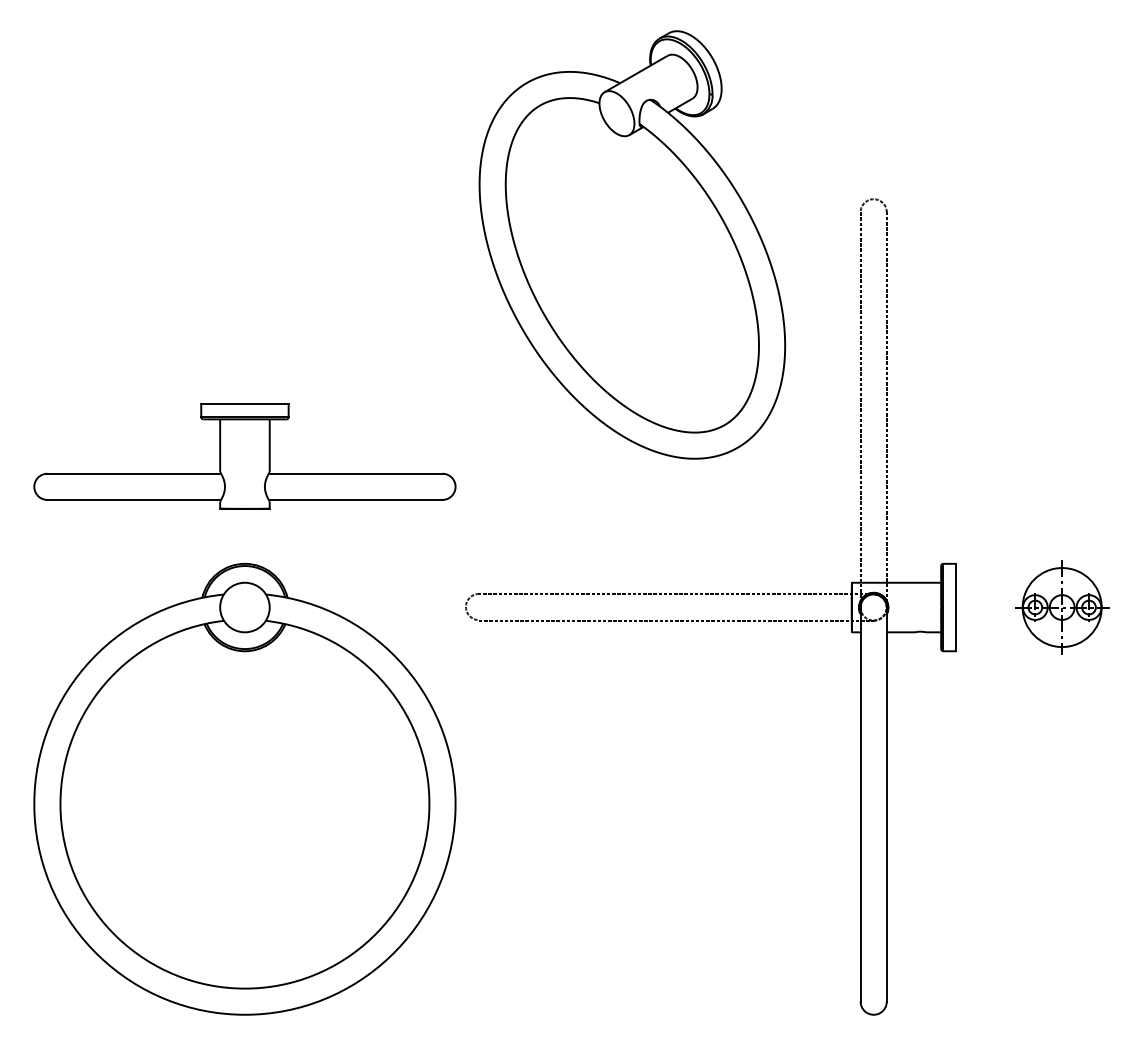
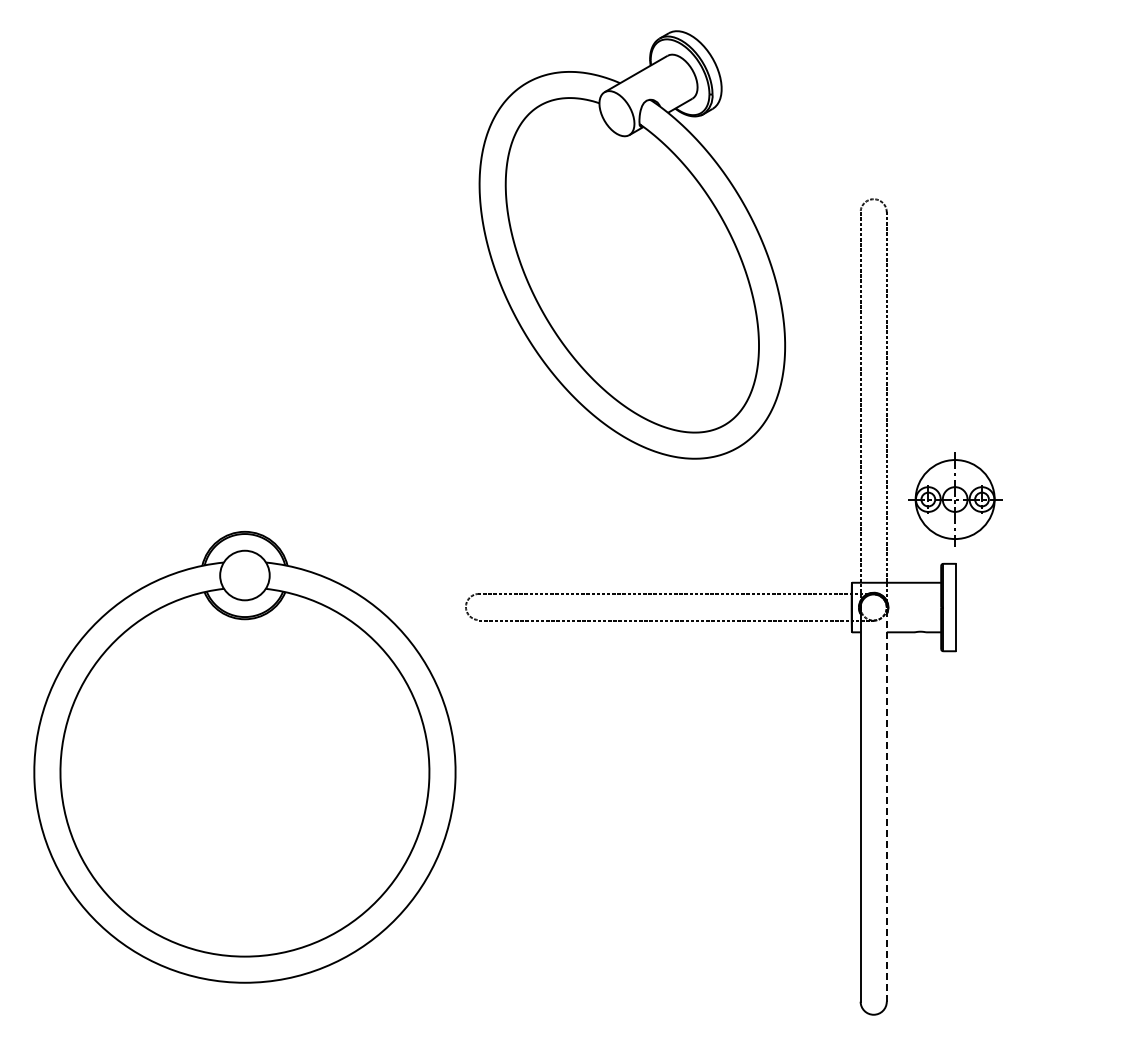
part: present -> none (244, 456)
part position: (1062, 607) -> (955, 499) (955, 499)
part position: (244, 789) -> (244, 757) (244, 757)
line: solid -> dashed (886, 804)
